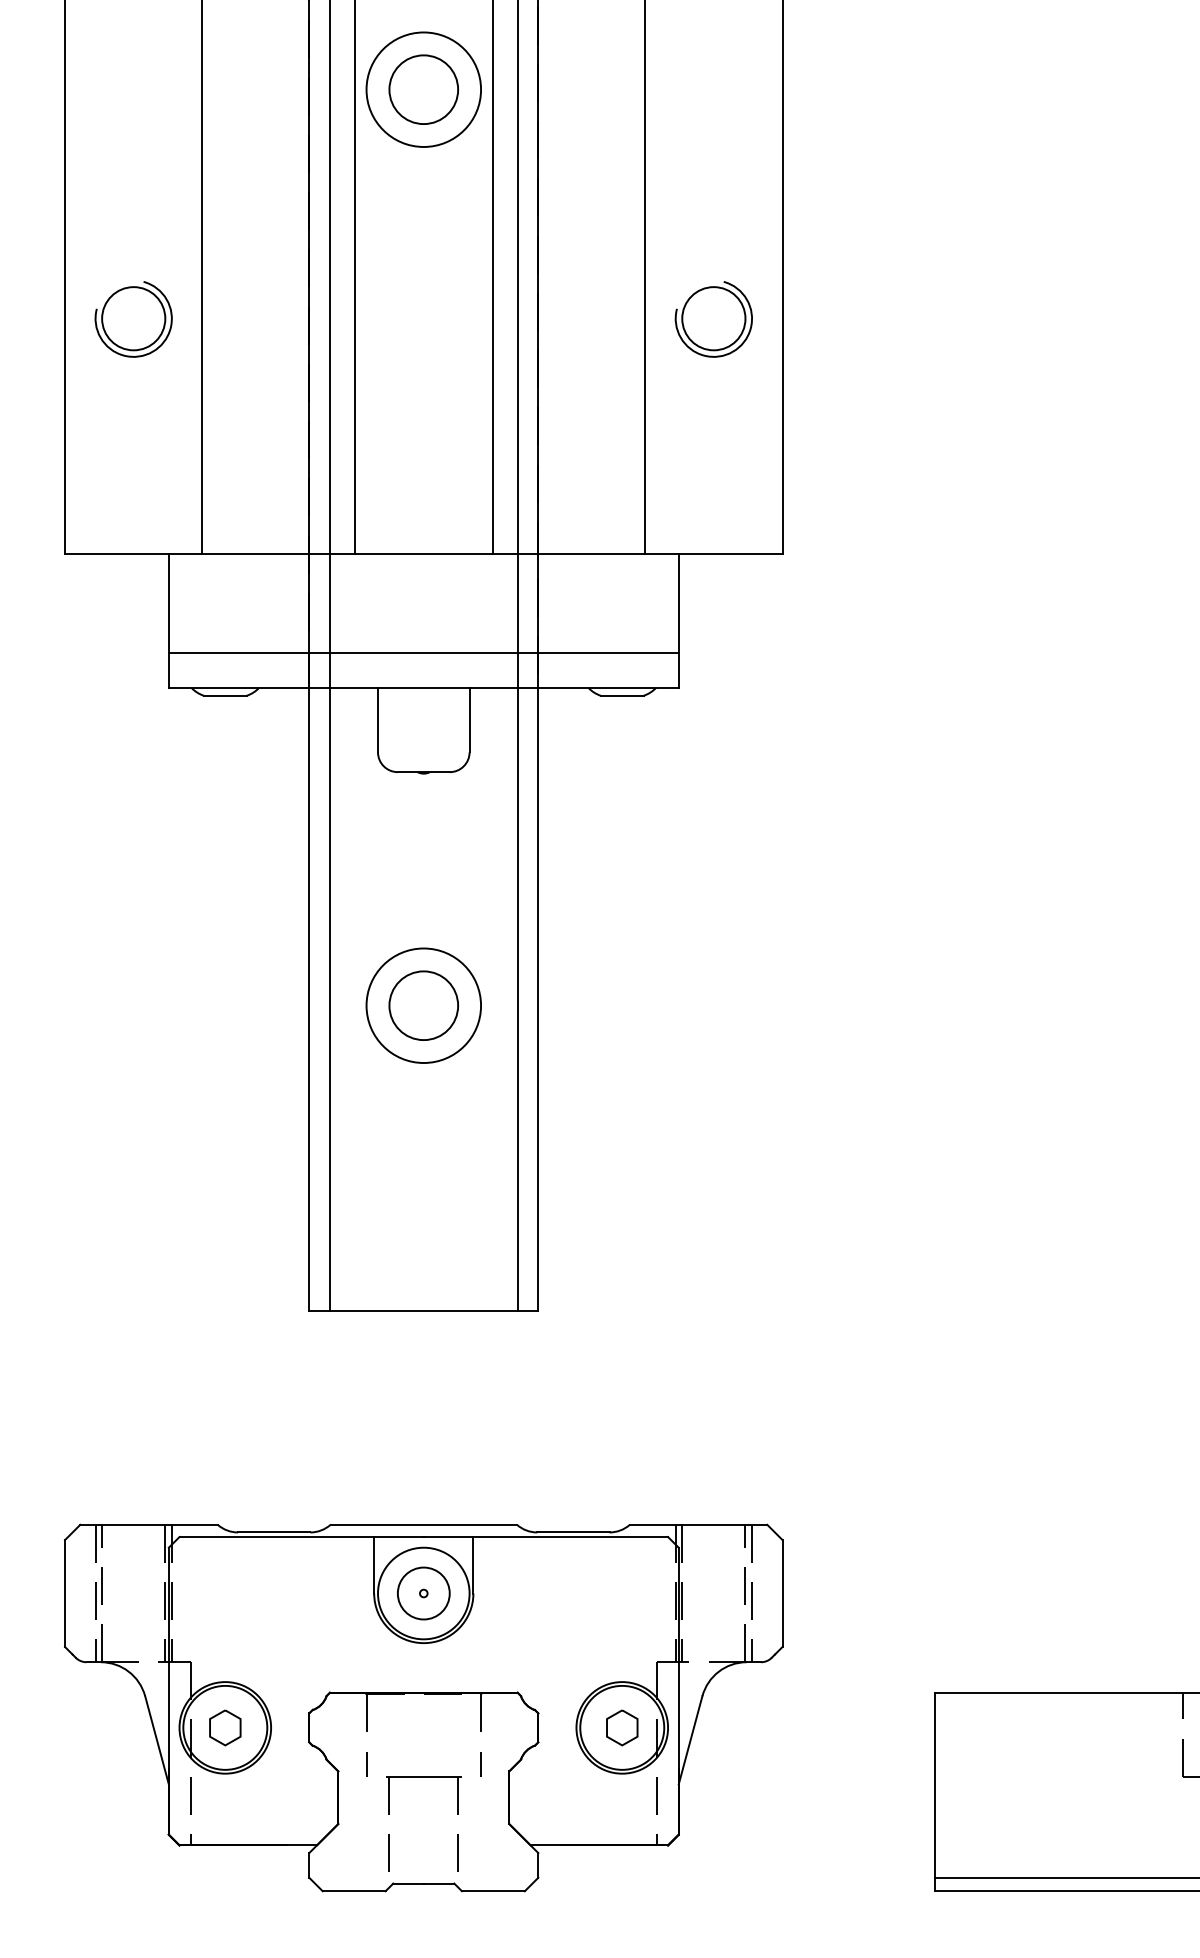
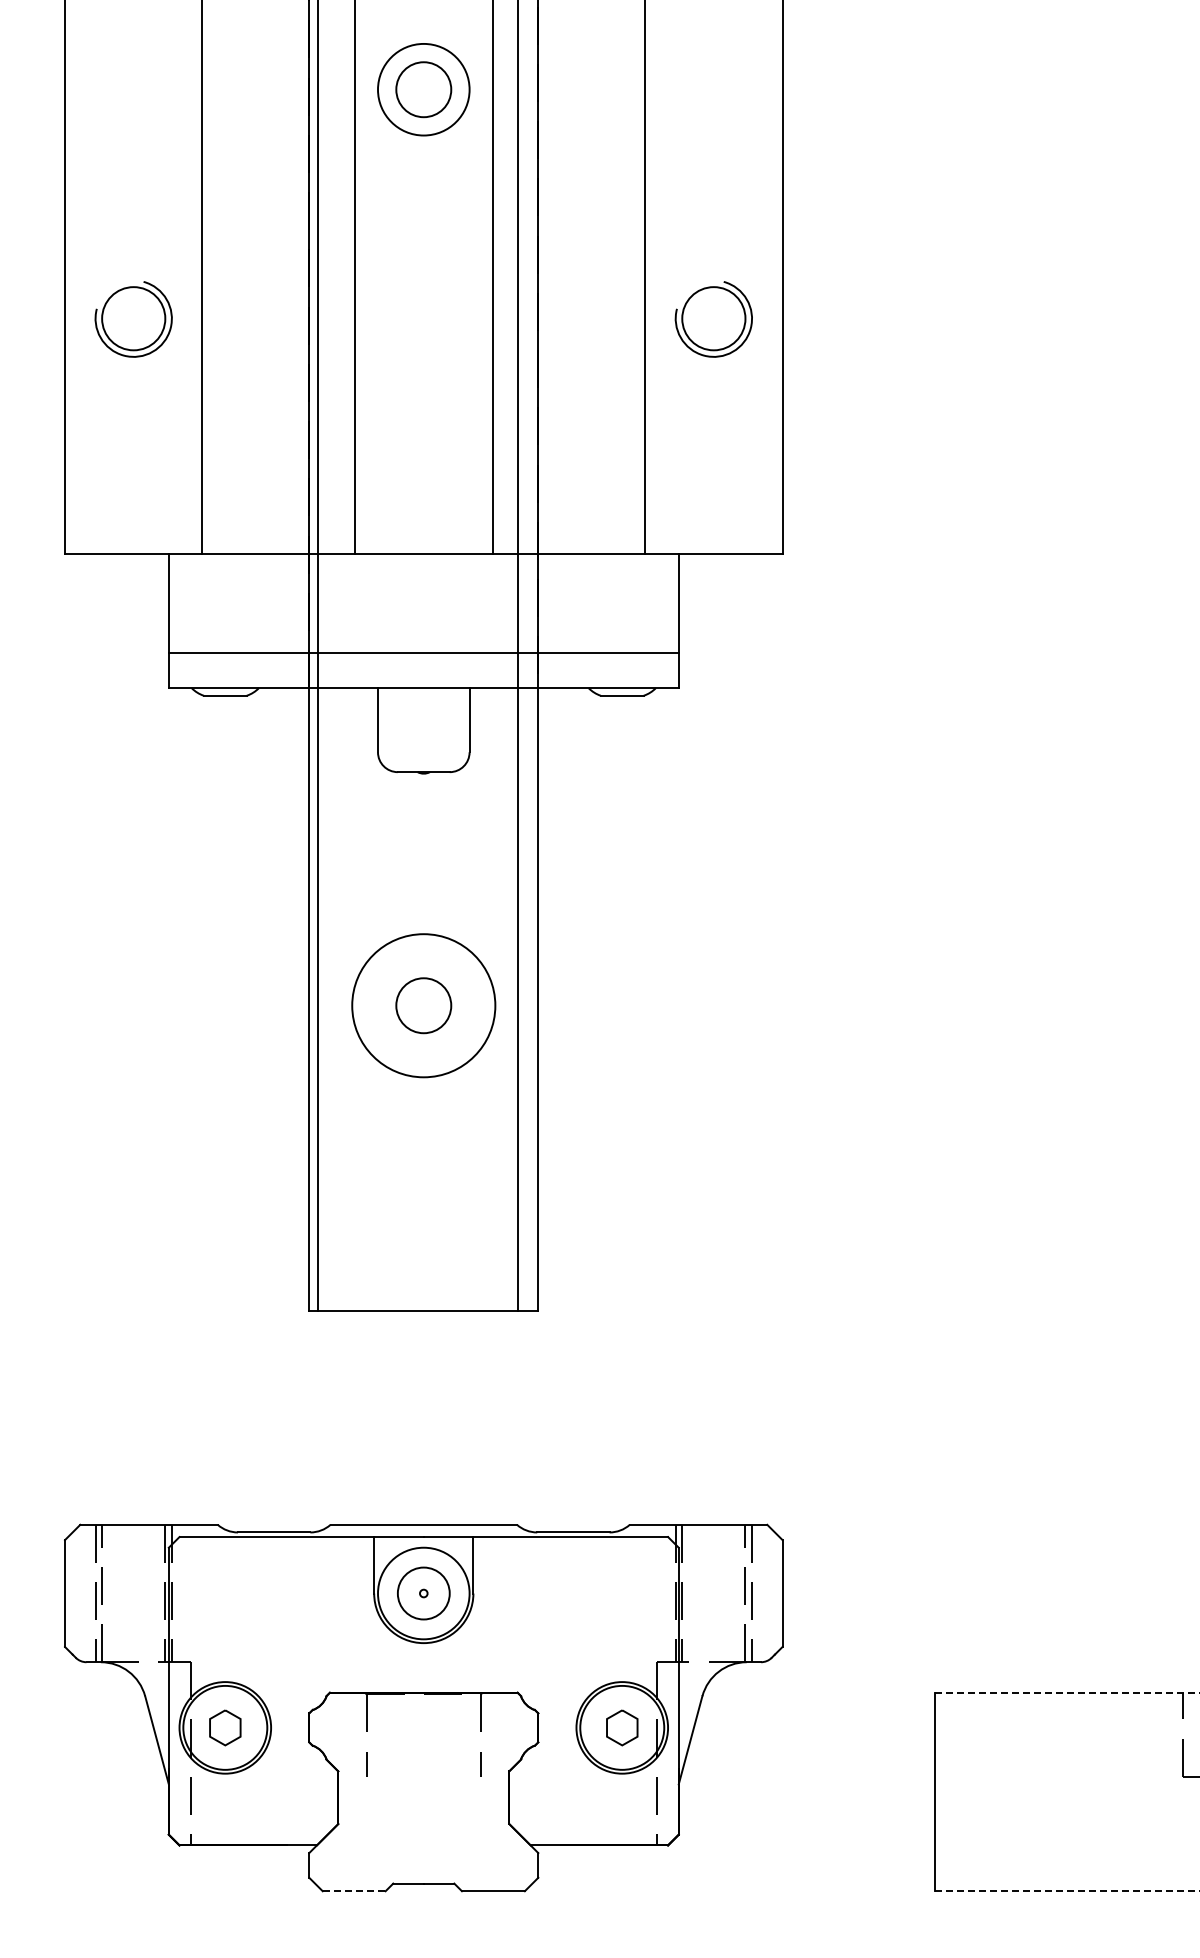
circle diameter: 115 px -> 92 px (423, 89)
circle diameter: 69 px -> 55 px (423, 89)
line position: (329, 656) -> (317, 656) (317, 656)
circle diameter: 115 px -> 143 px (423, 1005)
circle diameter: 69 px -> 55 px (423, 1005)
line: solid -> dashed (1067, 1692)
part: present -> none (389, 1814)
line: present -> none (1065, 1877)
line: solid -> dashed (354, 1891)
line: solid -> dashed (1067, 1891)
